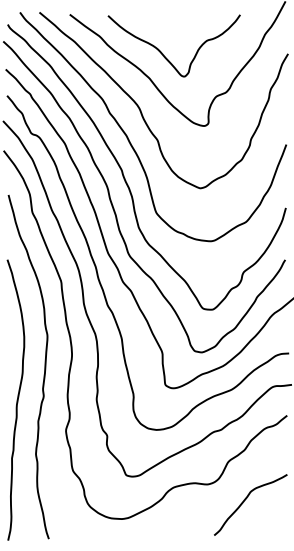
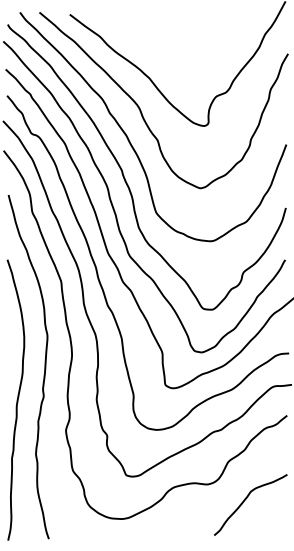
curve: present -> none (162, 52)
